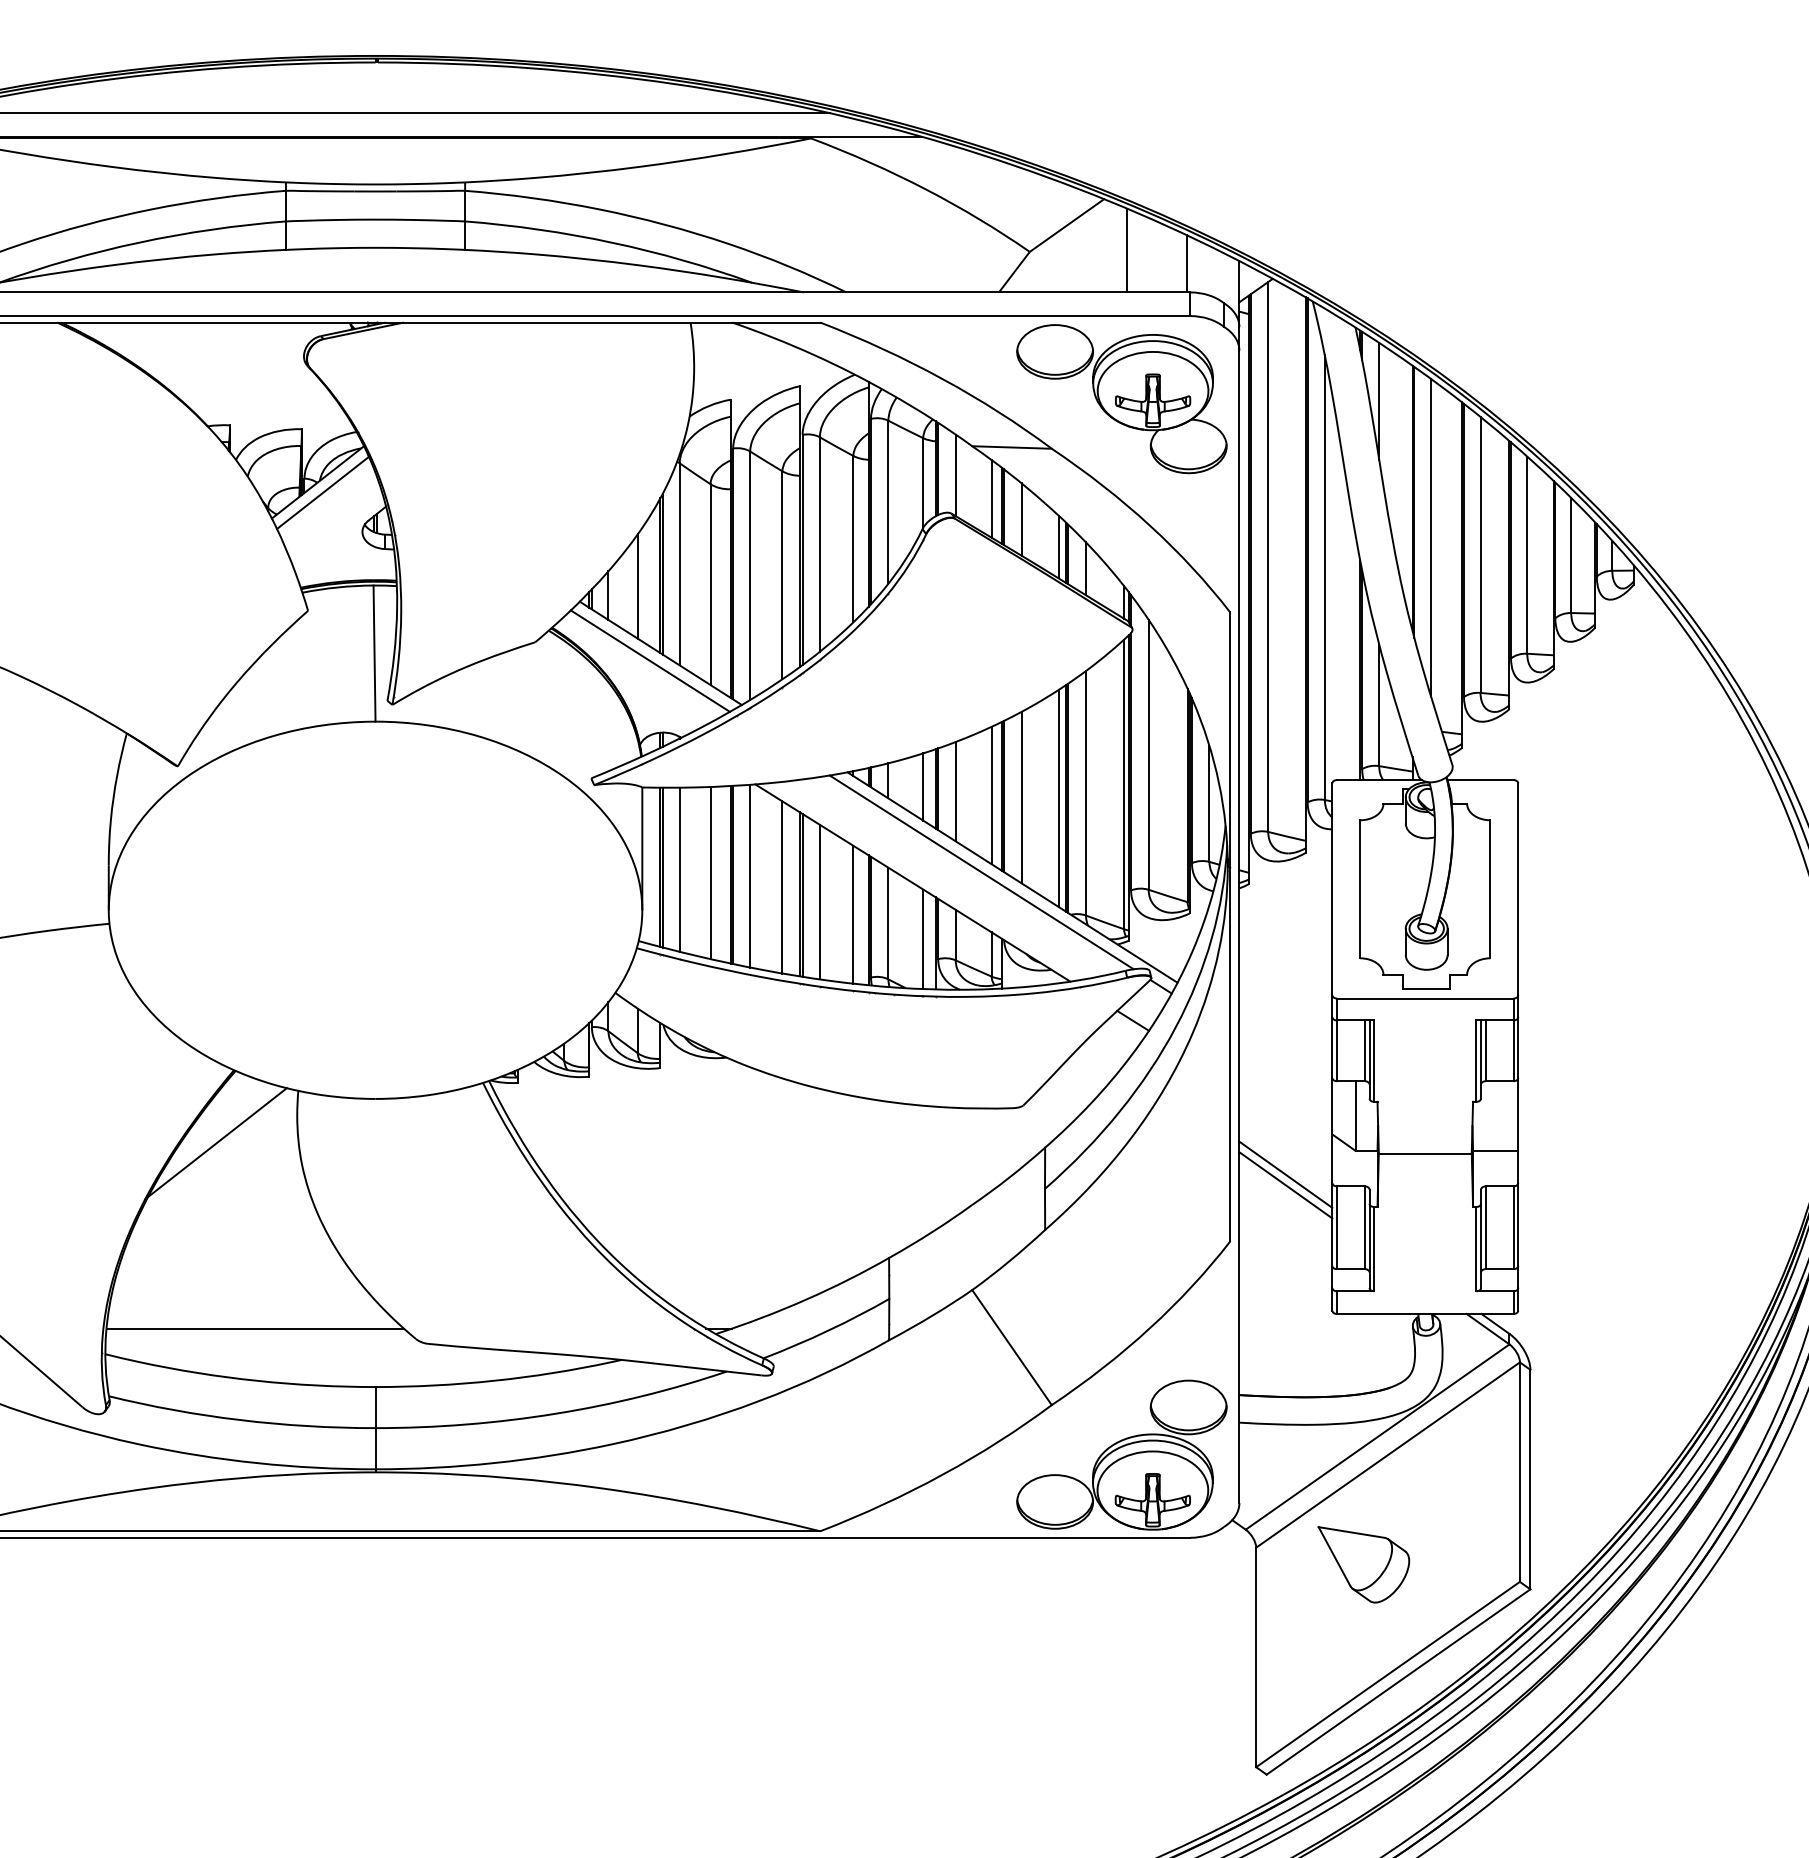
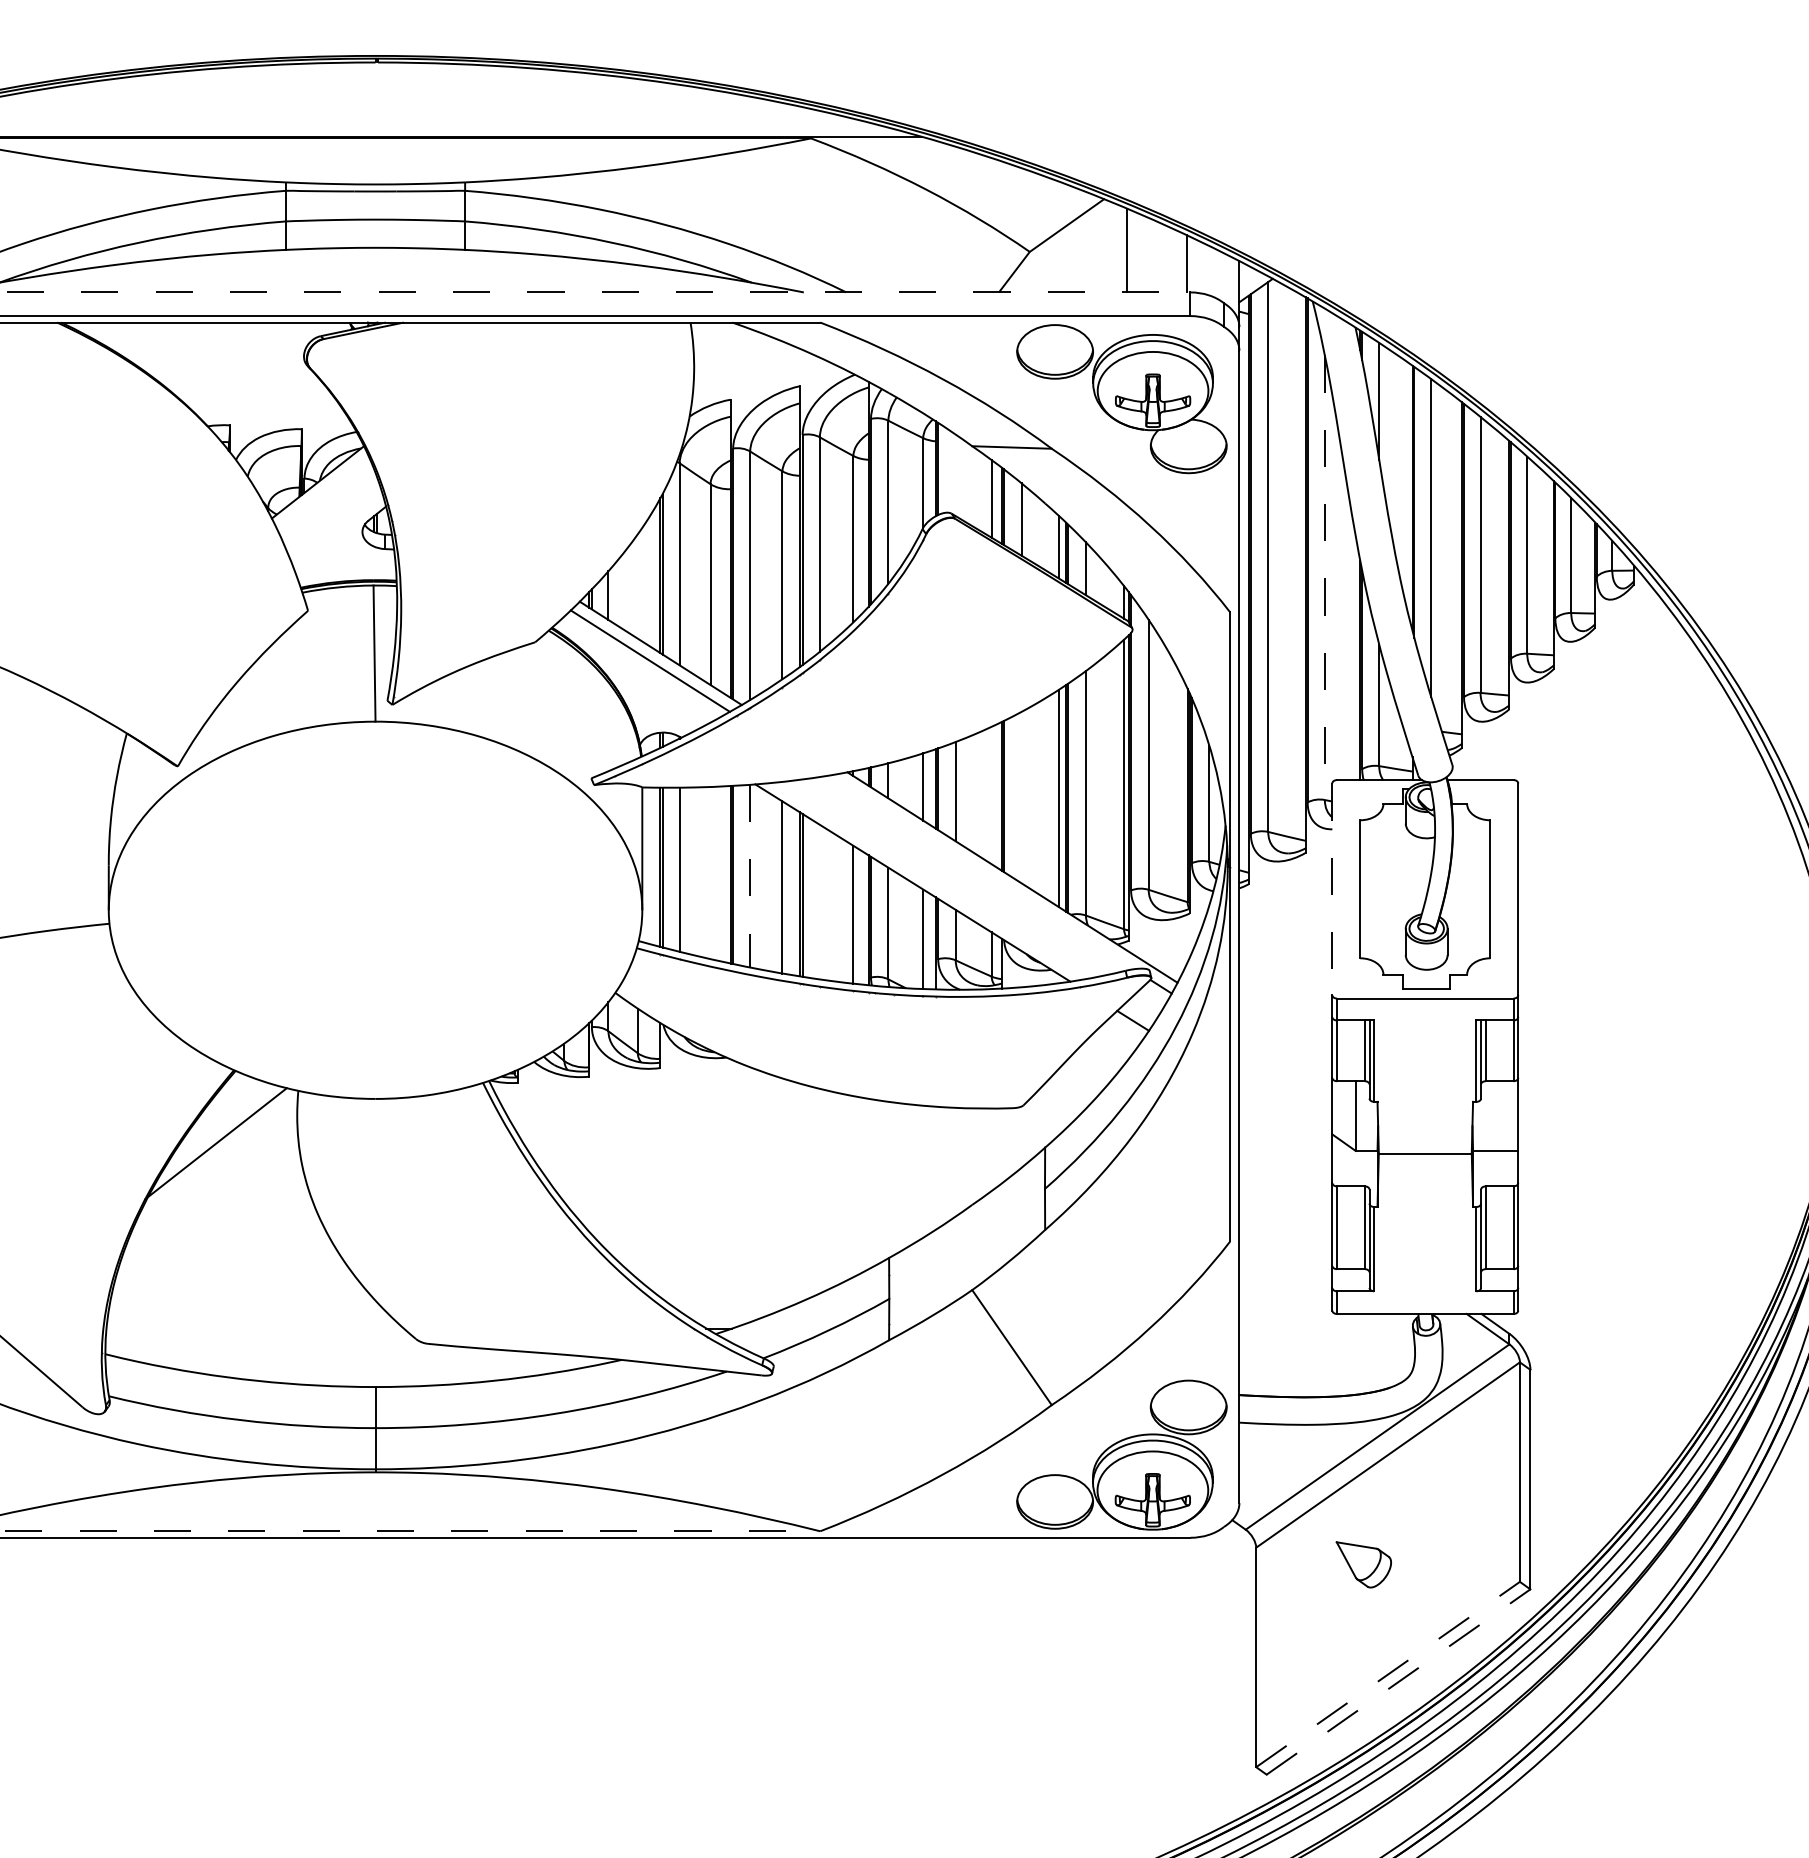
line: present -> none (415, 113)
line: solid -> dashed (595, 292)
line: present -> none (955, 475)
line: present -> none (322, 492)
line: solid -> dashed (1324, 578)
line: present -> none (637, 586)
line: present -> none (991, 795)
line: present -> none (1021, 797)
line: present -> none (981, 872)
line: present -> none (710, 873)
line: solid -> dashed (750, 876)
line: solid -> dashed (1332, 889)
line: present -> none (819, 901)
line: present -> none (1285, 1174)
line: present -> none (1285, 1185)
line: present -> none (254, 1328)
line: solid -> dashed (410, 1531)
part size: 94x78 px -> 57x48 px (1363, 1564)
line: solid -> dashed (1388, 1674)
line: solid -> dashed (1398, 1681)
